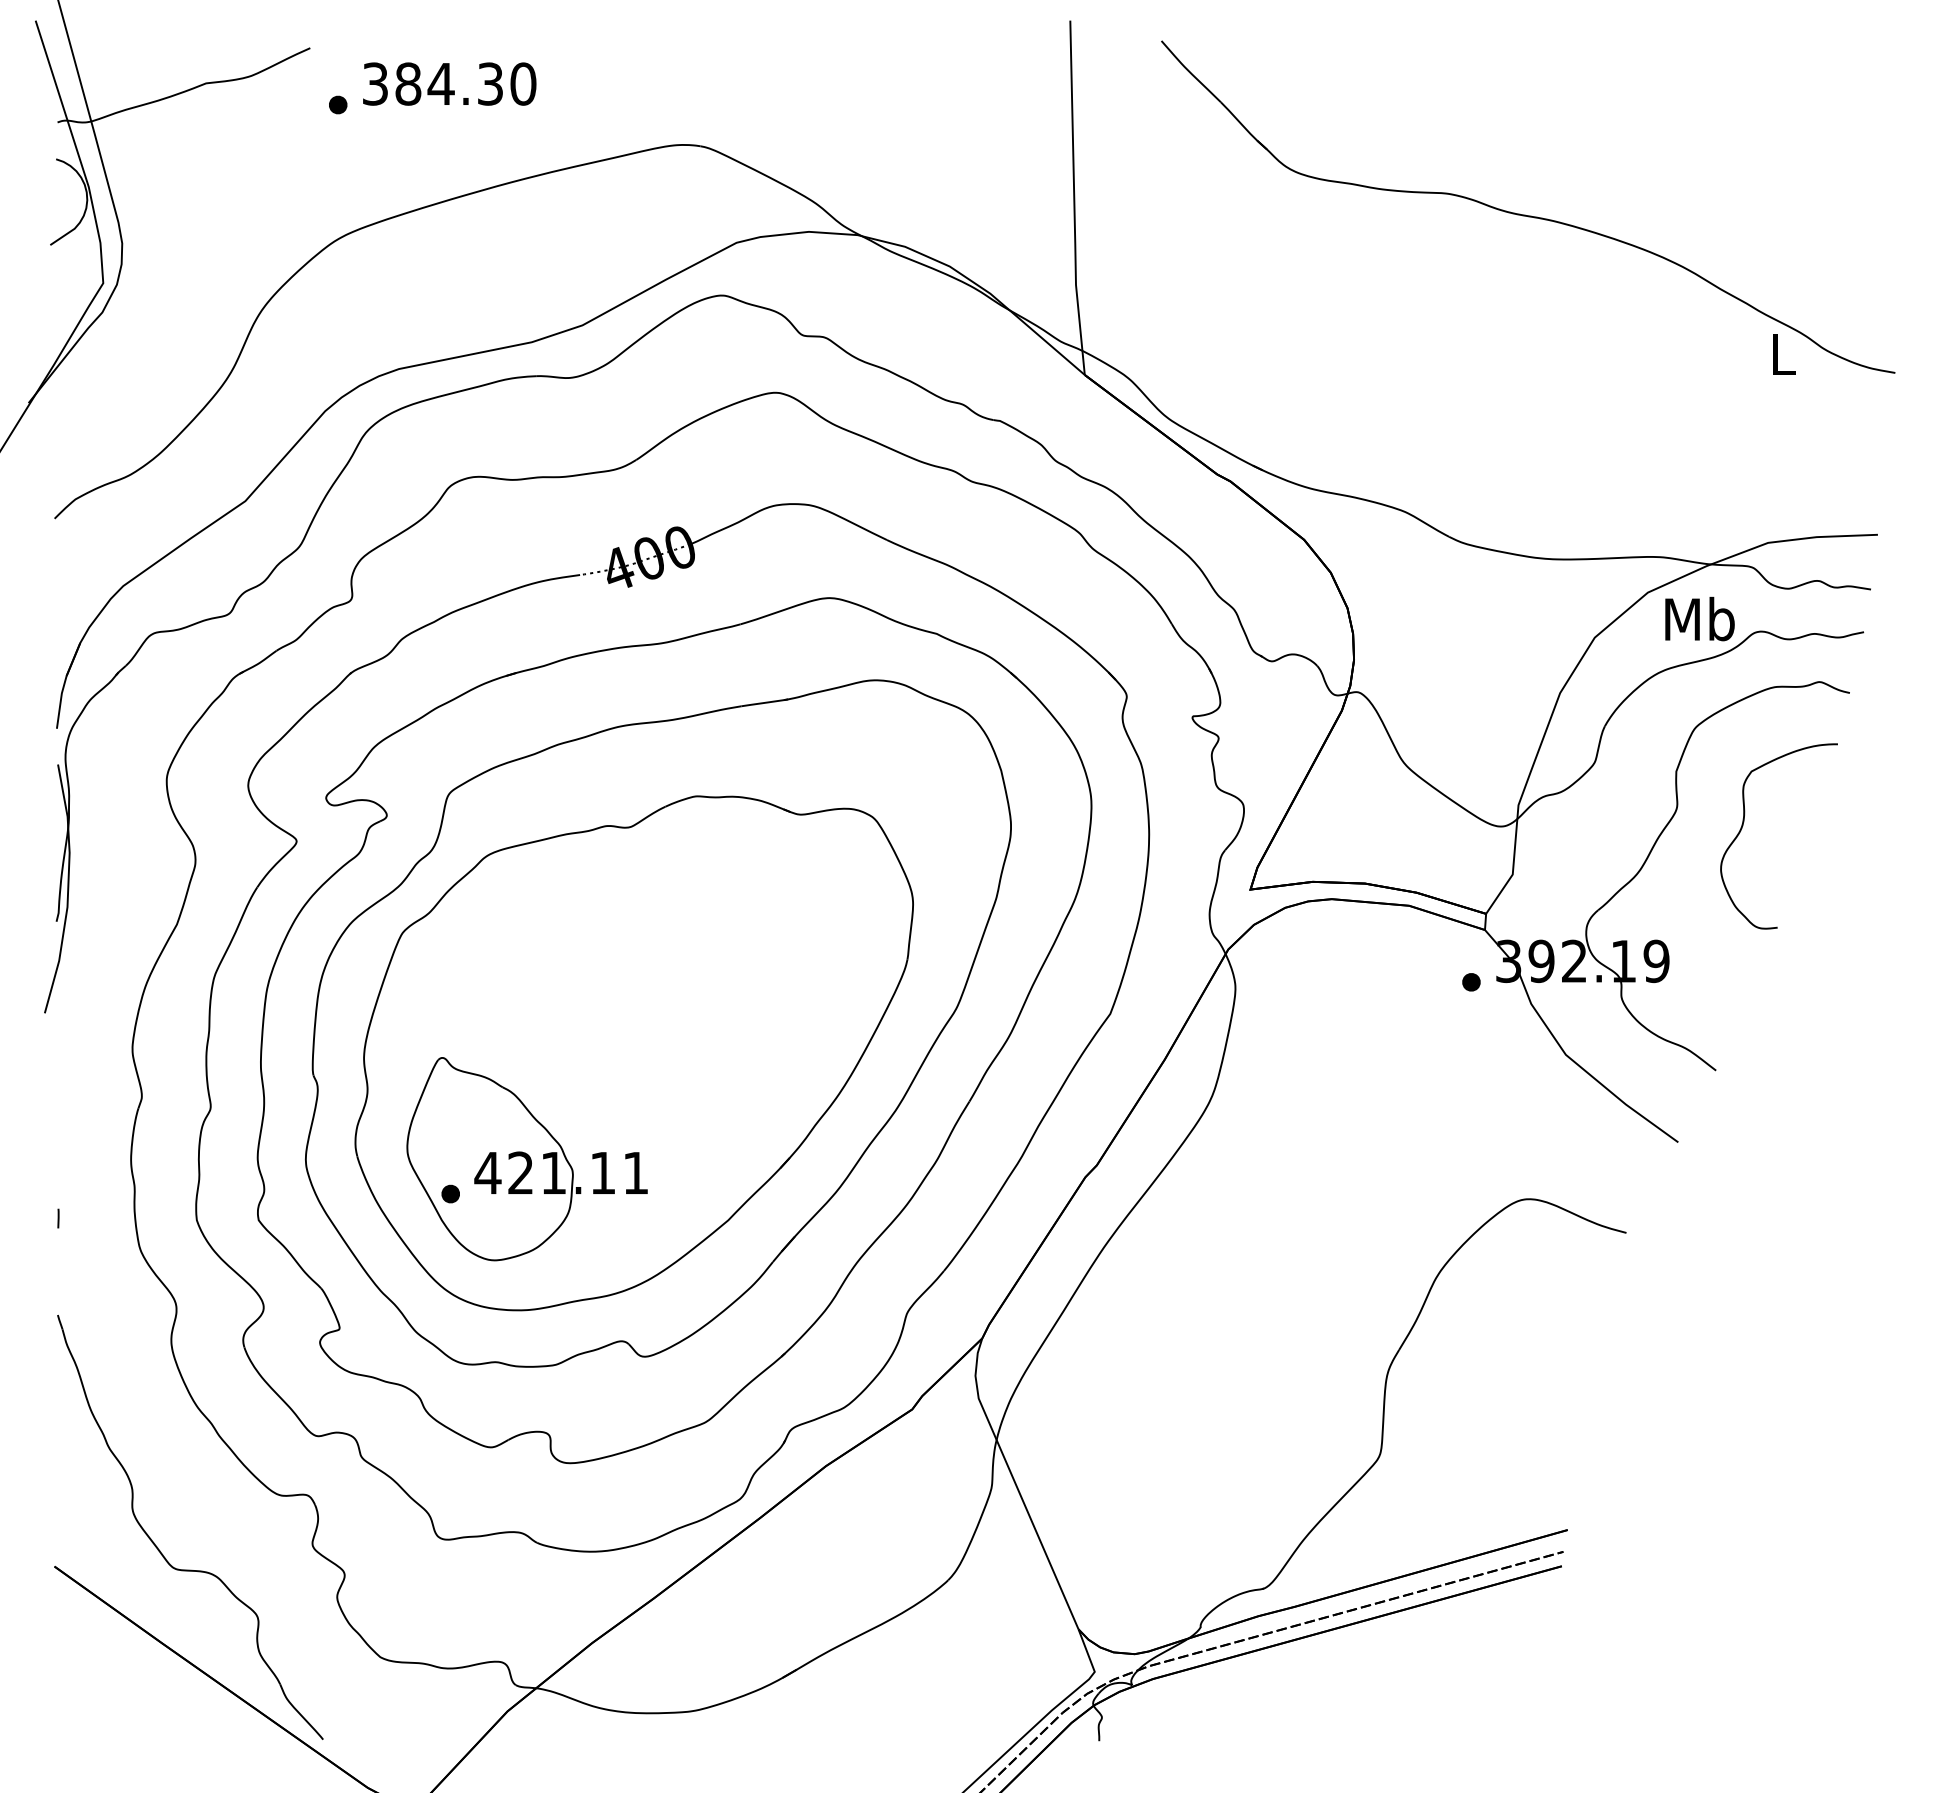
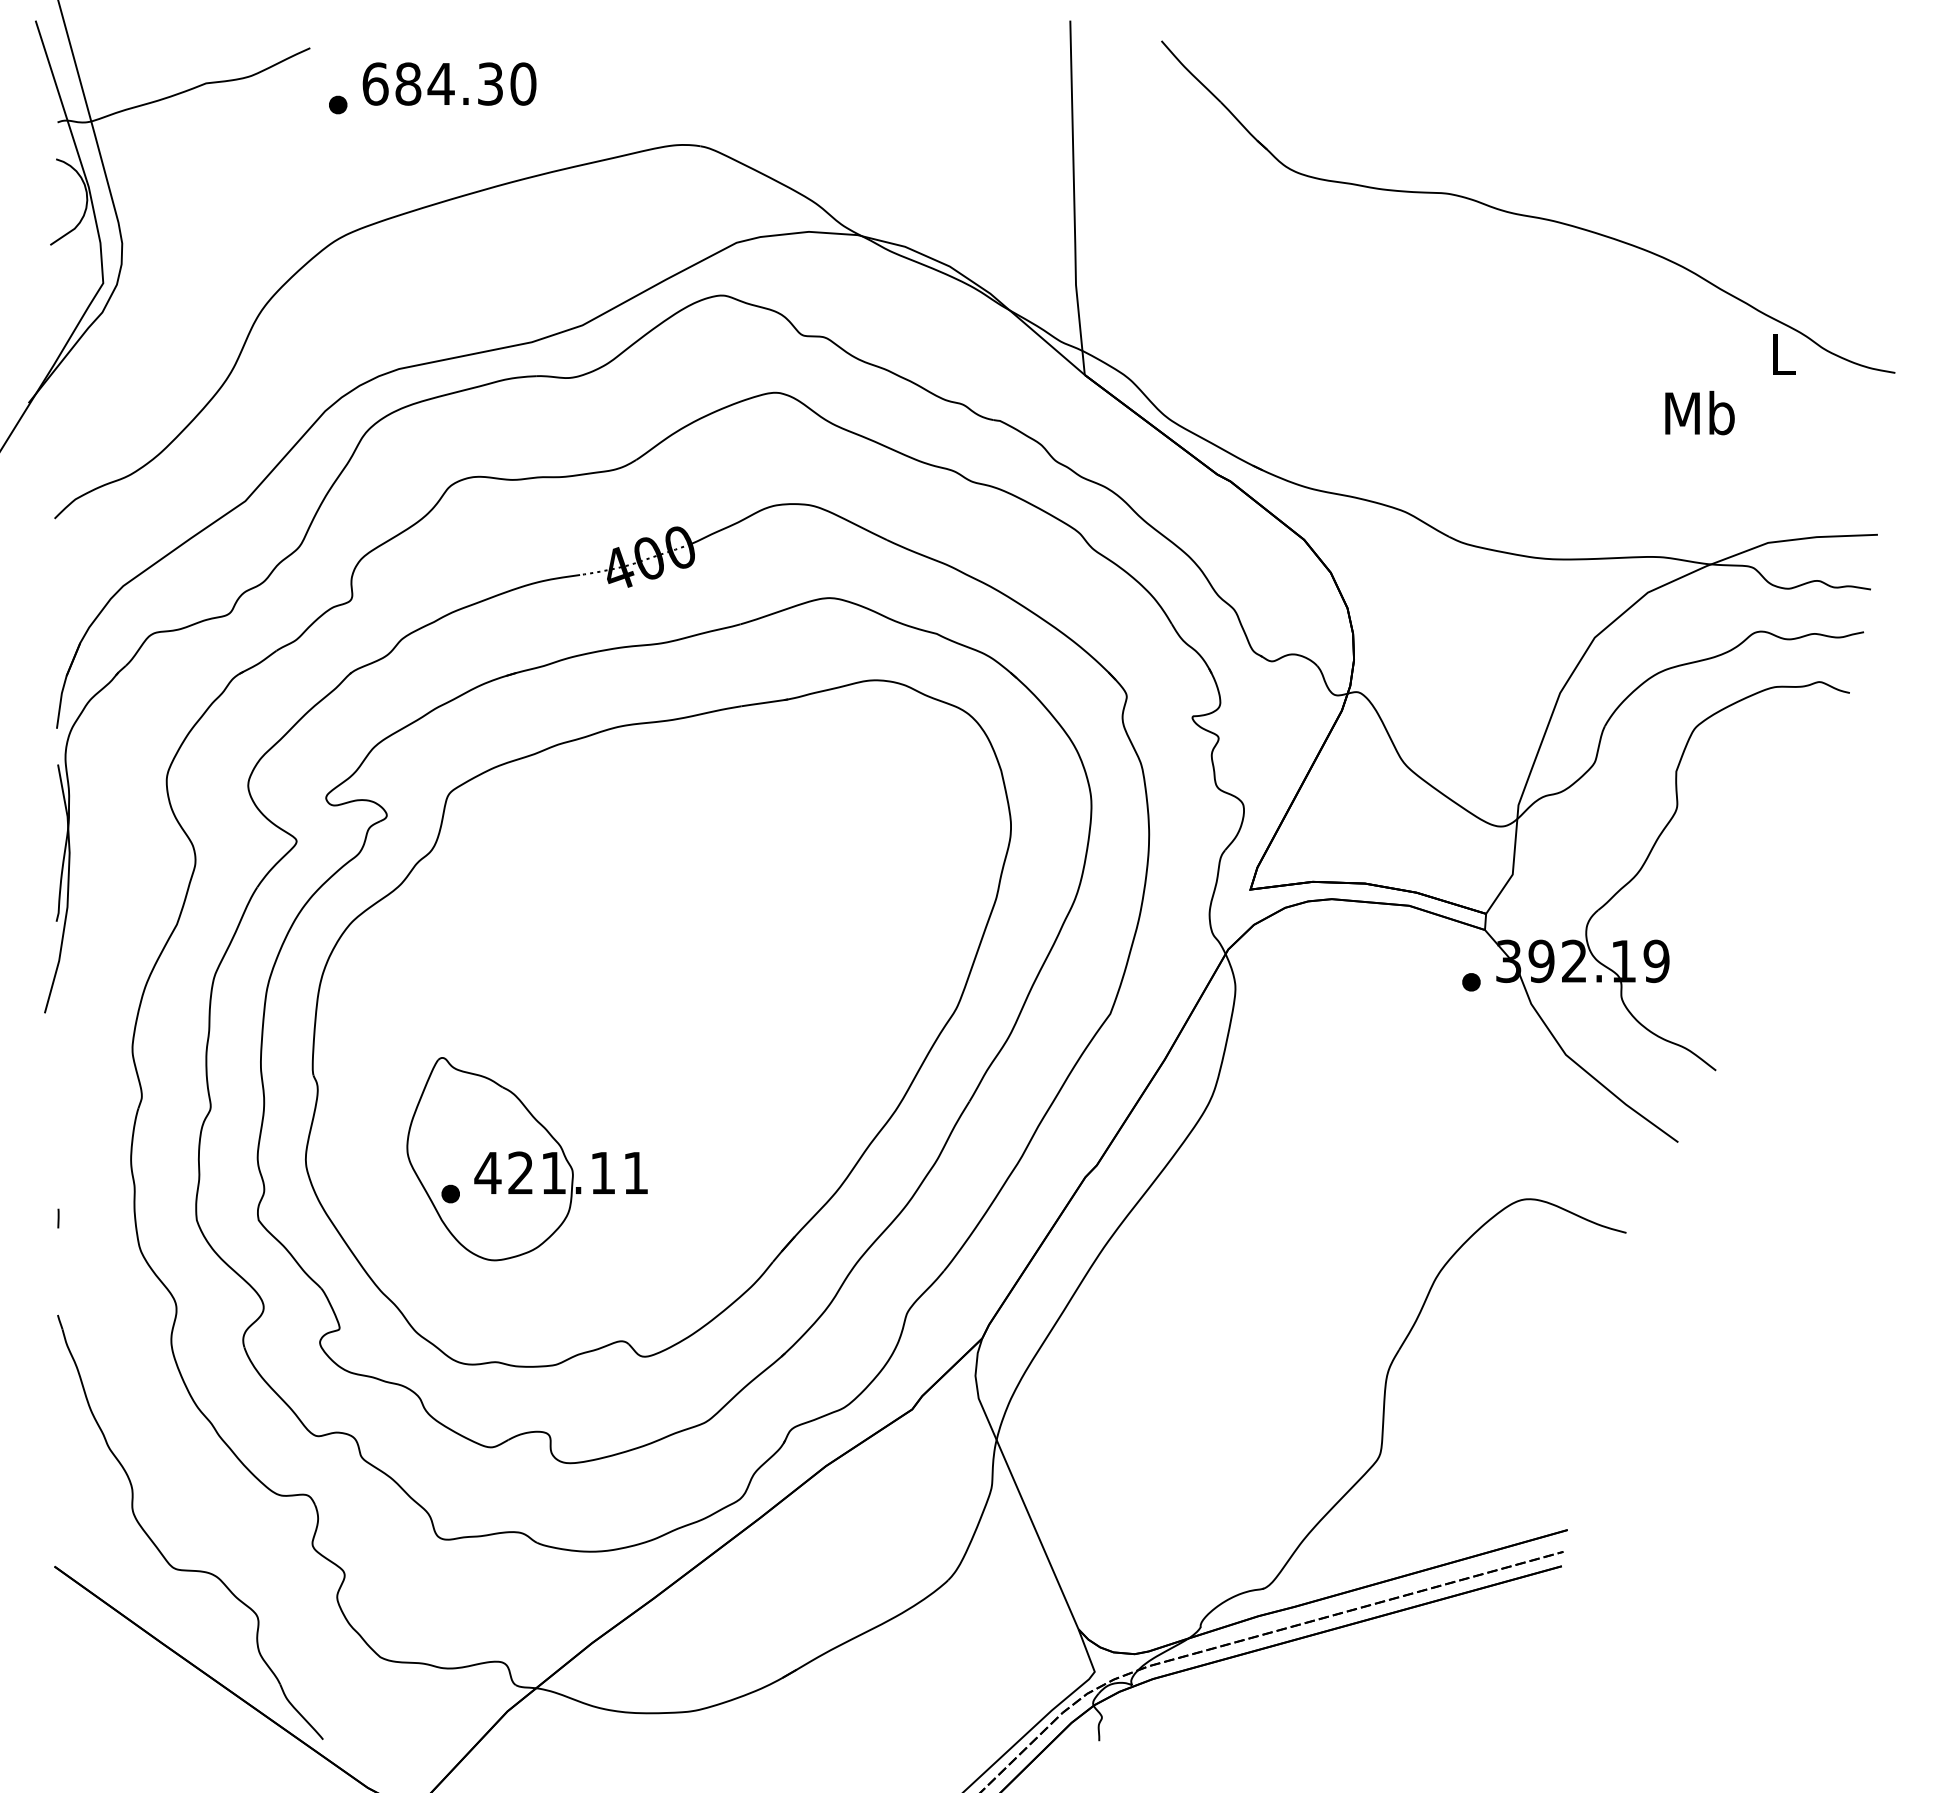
text: 384.30 -> 684.30 (375, 83)
text position: (1699, 618) -> (1699, 412) (1699, 412)
curve: present -> none (1743, 825)
part: present -> none (633, 1053)
